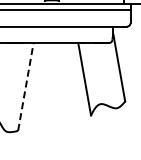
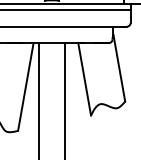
line: dashed -> solid (25, 86)
line: none -> present (38, 99)
line: none -> present (64, 99)
